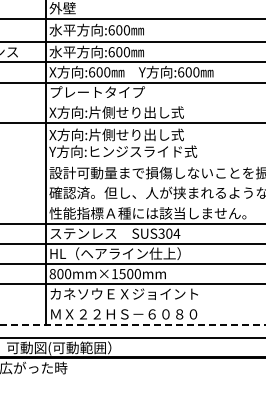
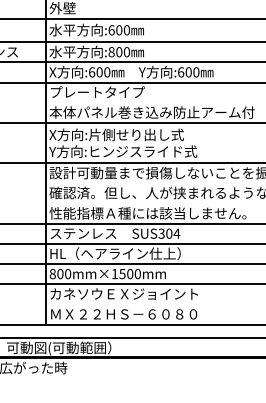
text: :600 -> :800 (111, 52)
text: X方向:片側せり出し式 -> 本体パネル巻き込み防止アーム付 (151, 112)
line: none -> present (132, 163)
line: dashed -> solid (132, 324)
